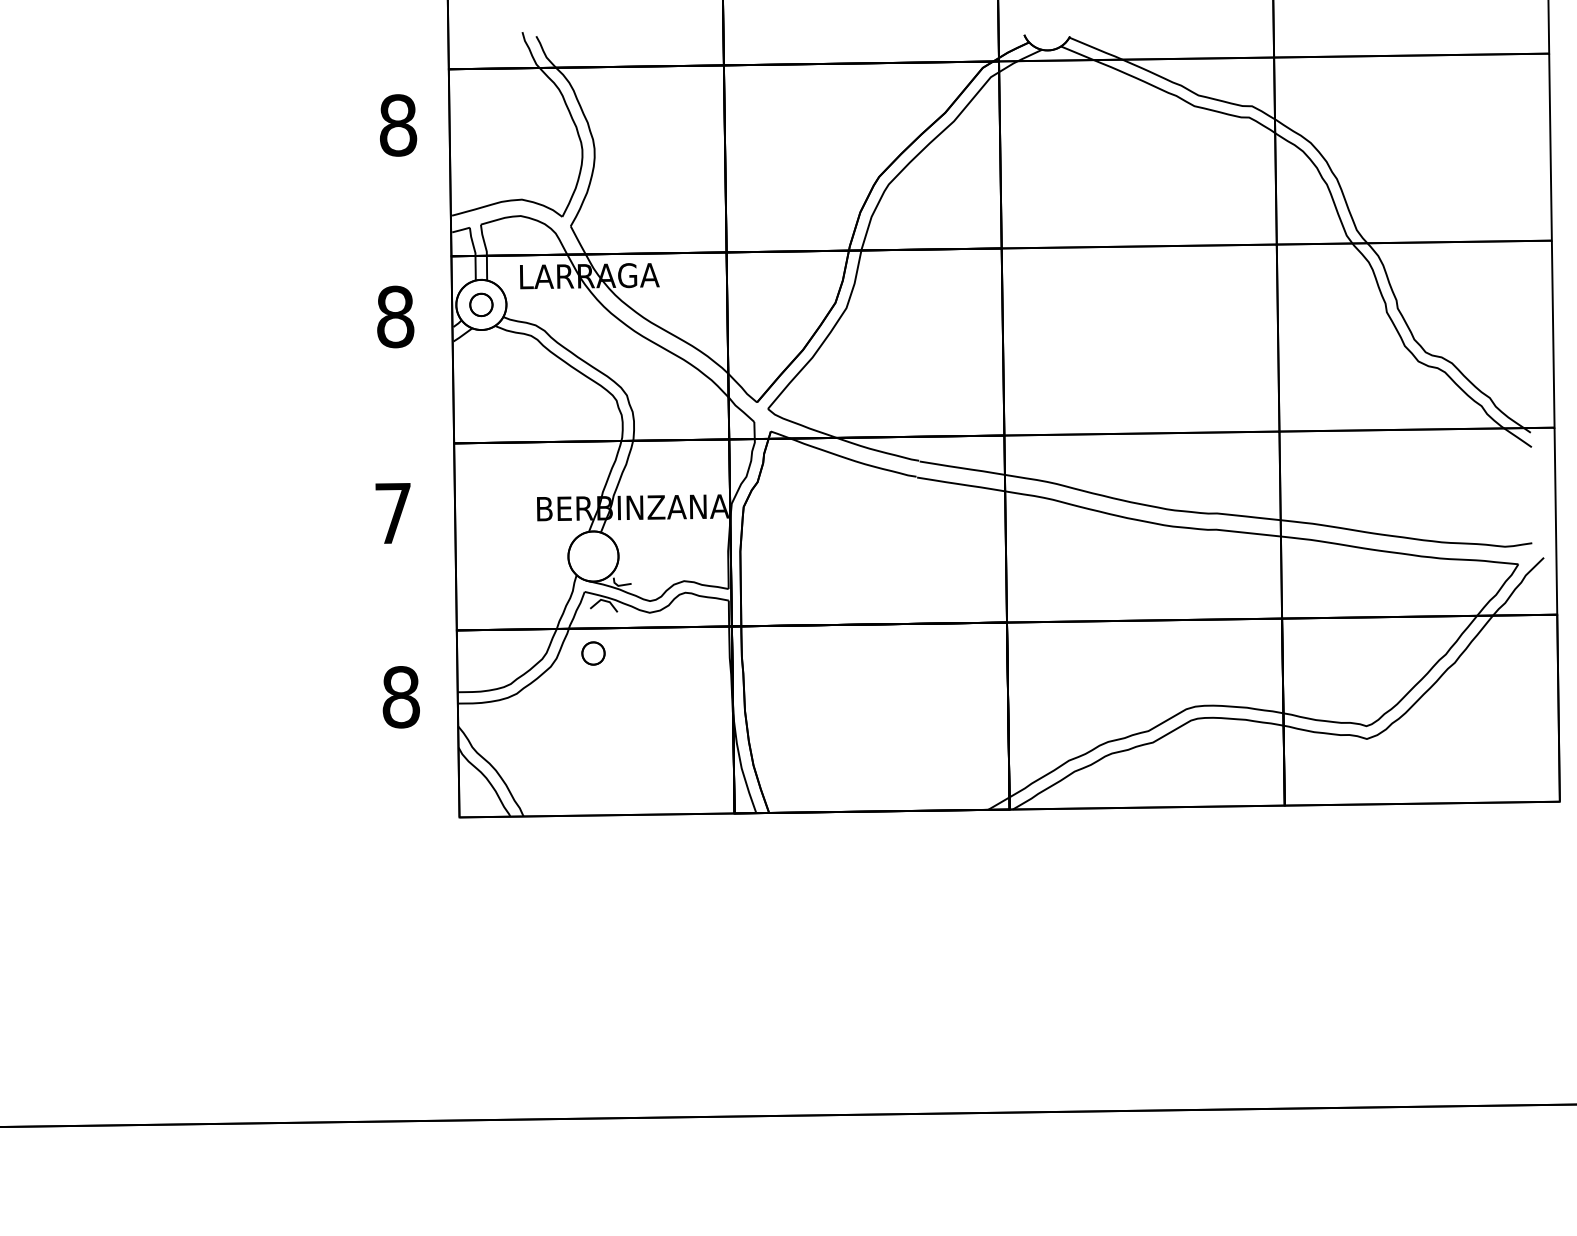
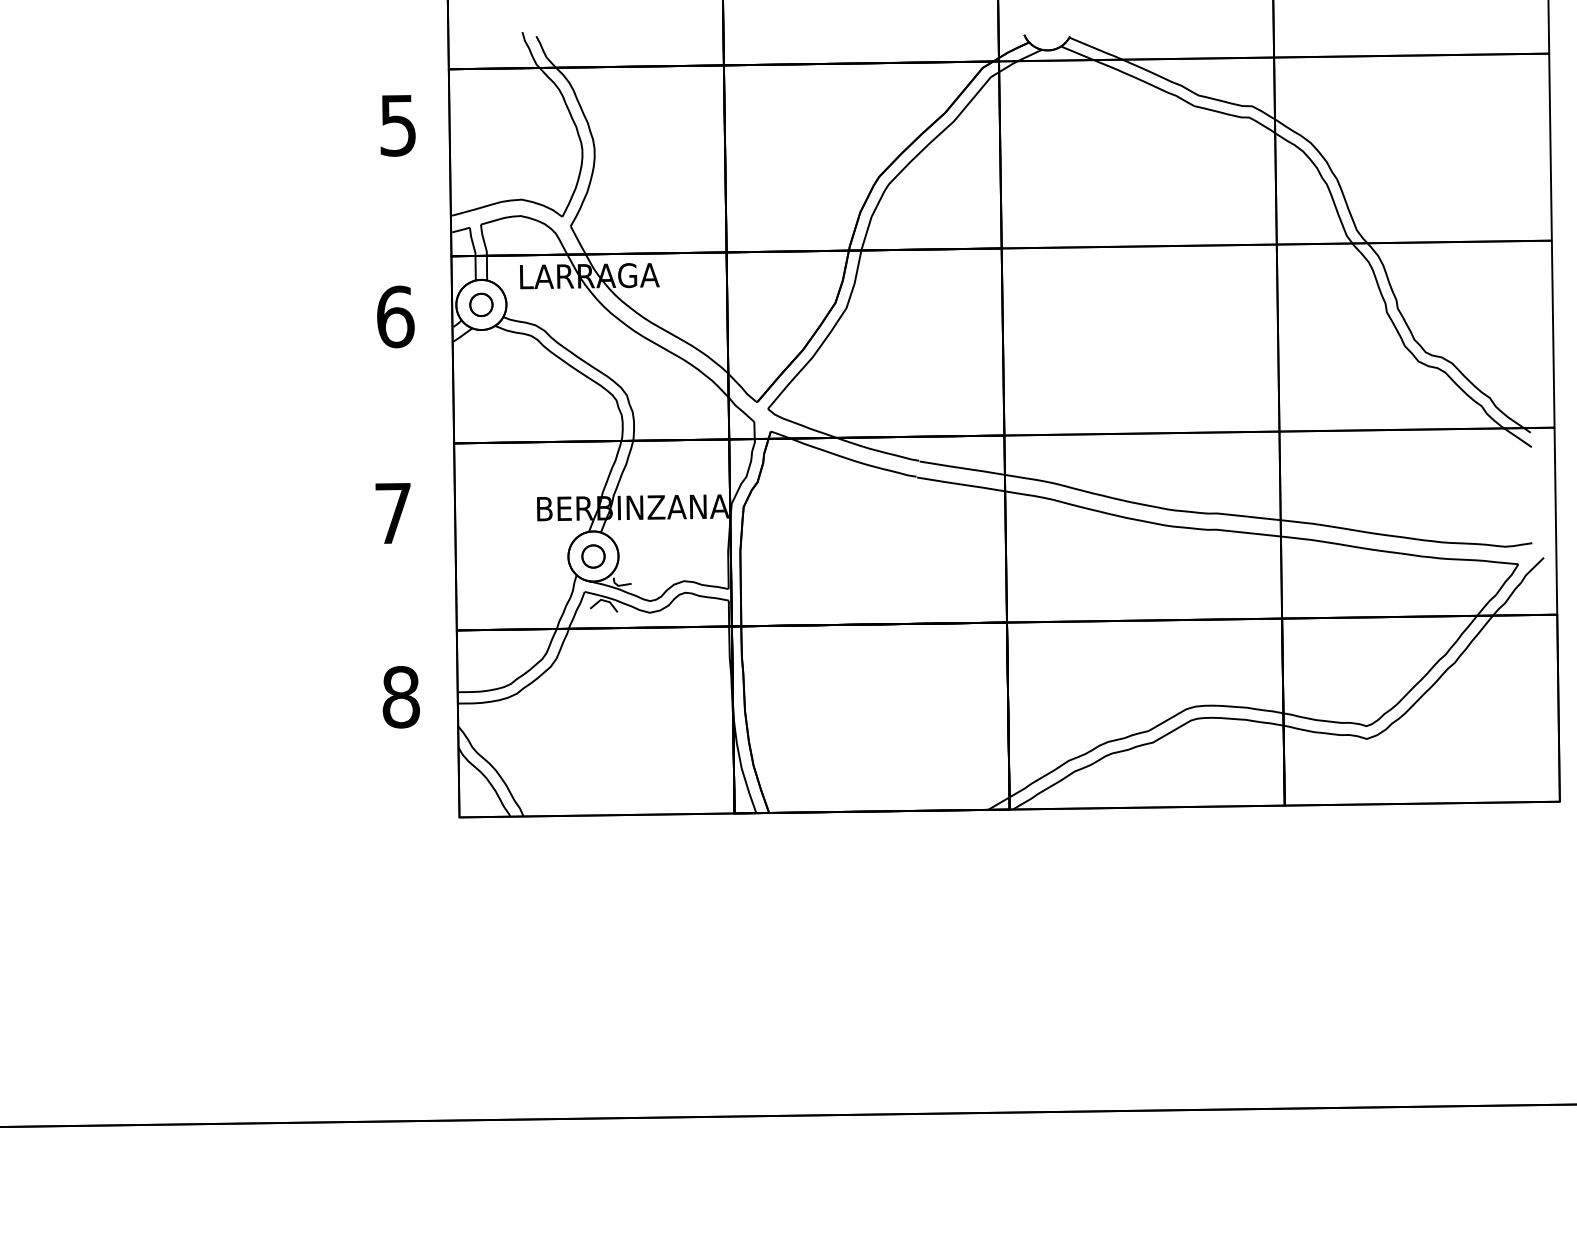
text: 8 -> 5 (398, 125)
text: 8 -> 6 (395, 316)
part position: (593, 653) -> (593, 556) (593, 556)
